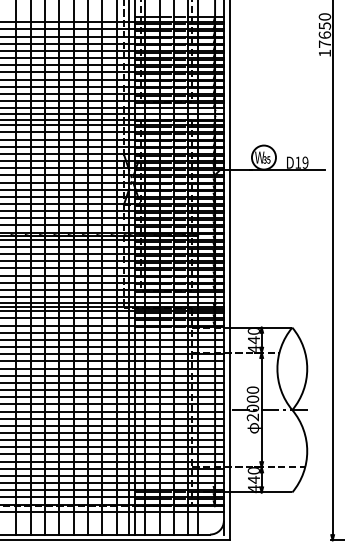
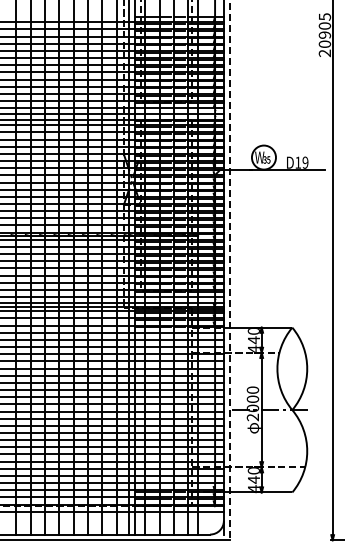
text: 17650 -> 20905 (324, 35)
line: solid -> dashed (229, 270)
